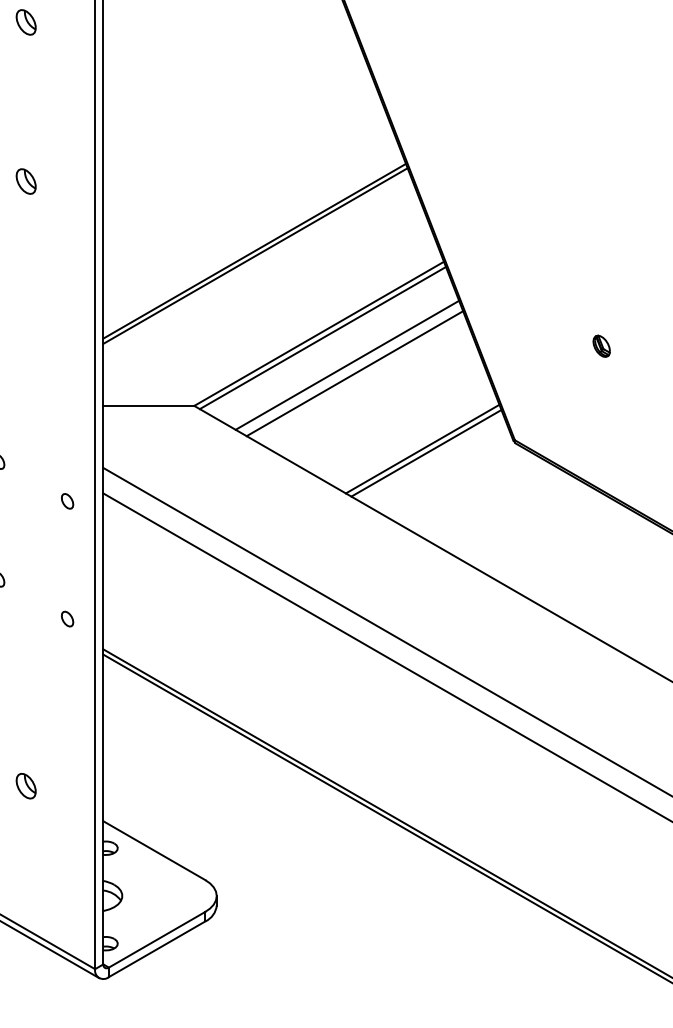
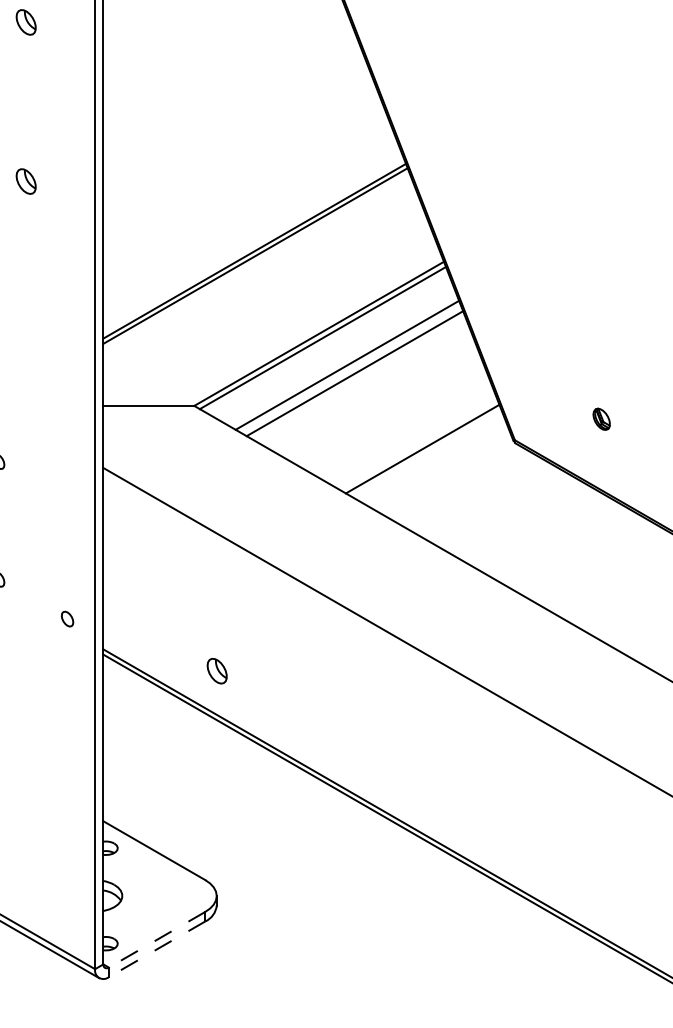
part position: (601, 345) -> (601, 418) (601, 418)
line: present -> none (426, 453)
part: present -> none (67, 501)
line: present -> none (386, 656)
part position: (25, 786) -> (216, 671) (216, 671)
line: solid -> dashed (157, 939)
line: solid -> dashed (157, 949)
